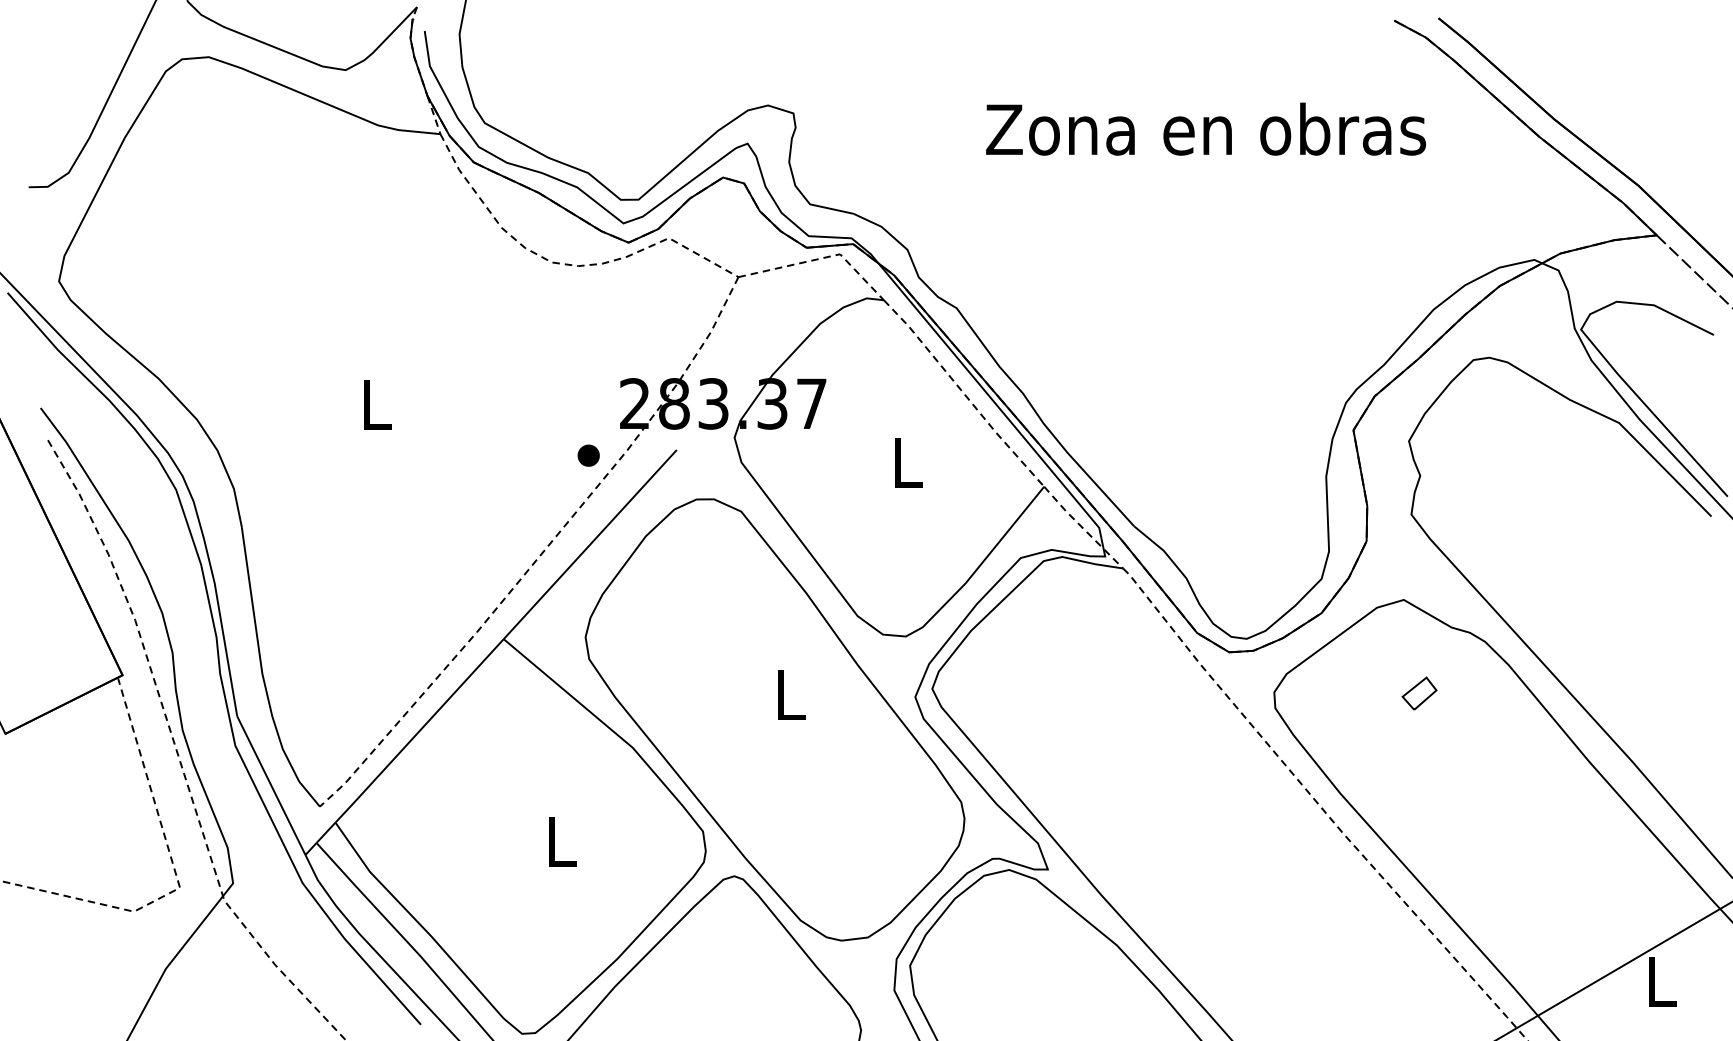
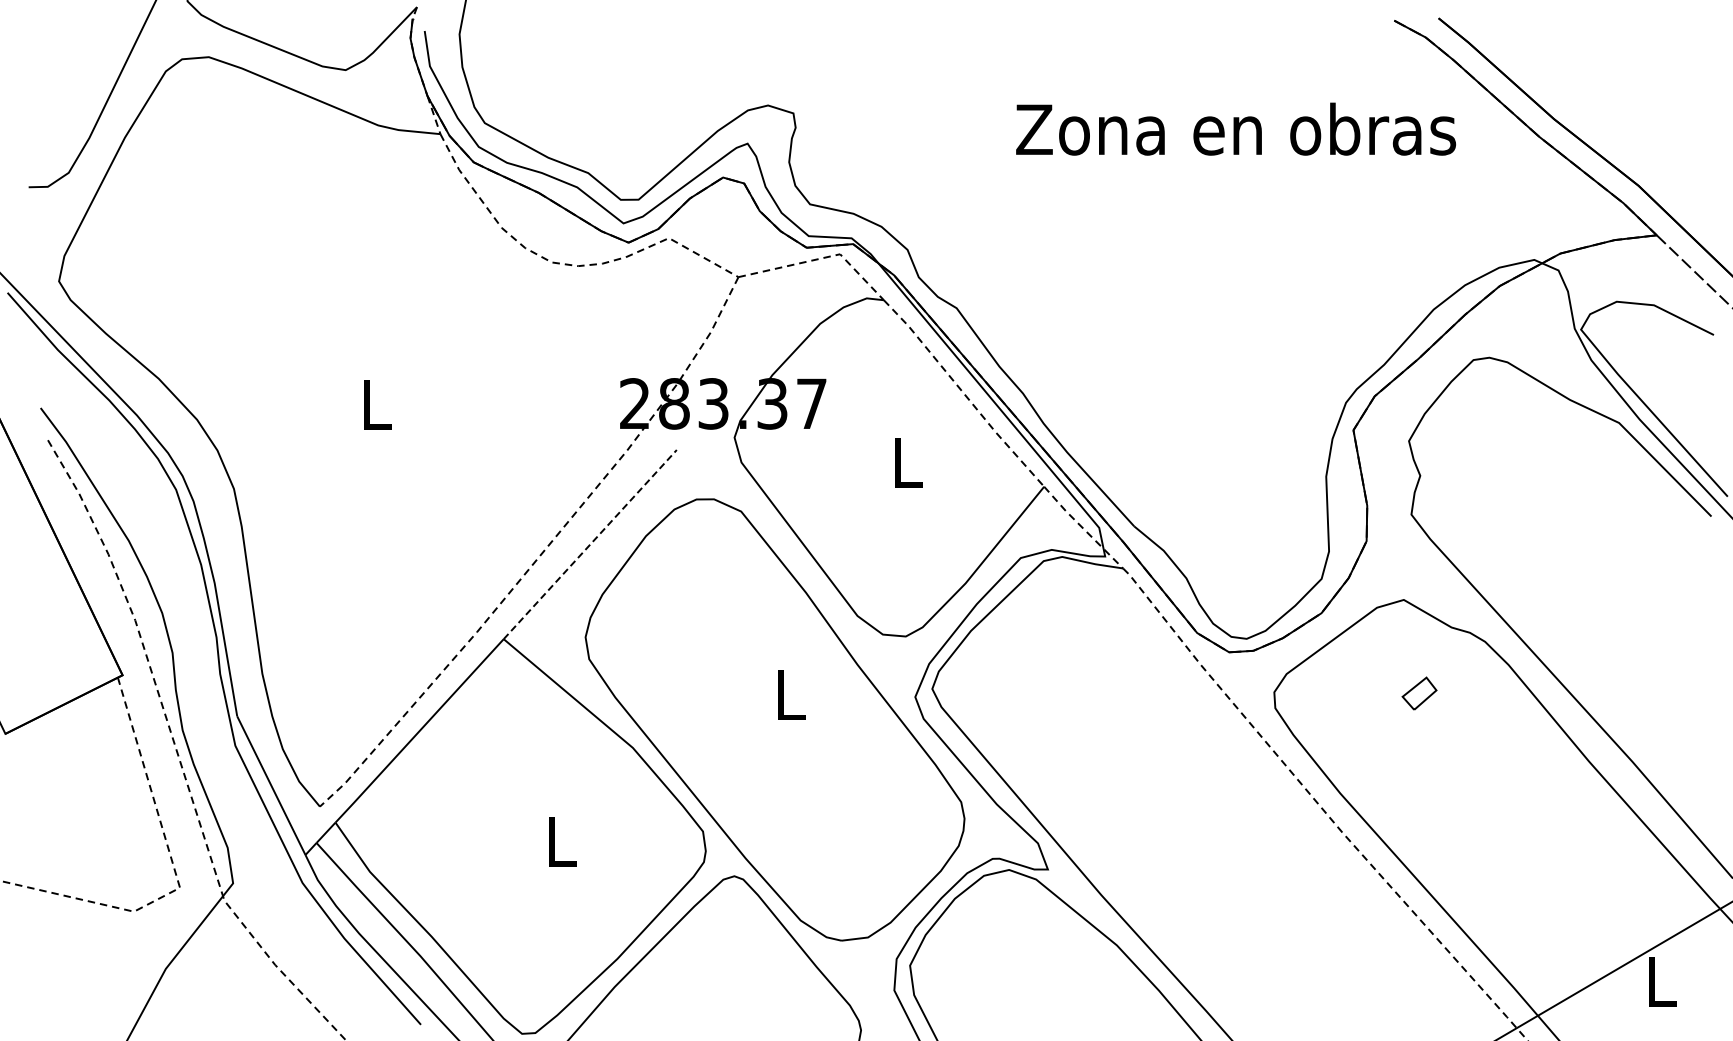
text position: (1206, 128) -> (1236, 128) (1236, 128)
part: present -> none (588, 455)
line: solid -> dashed (590, 544)
